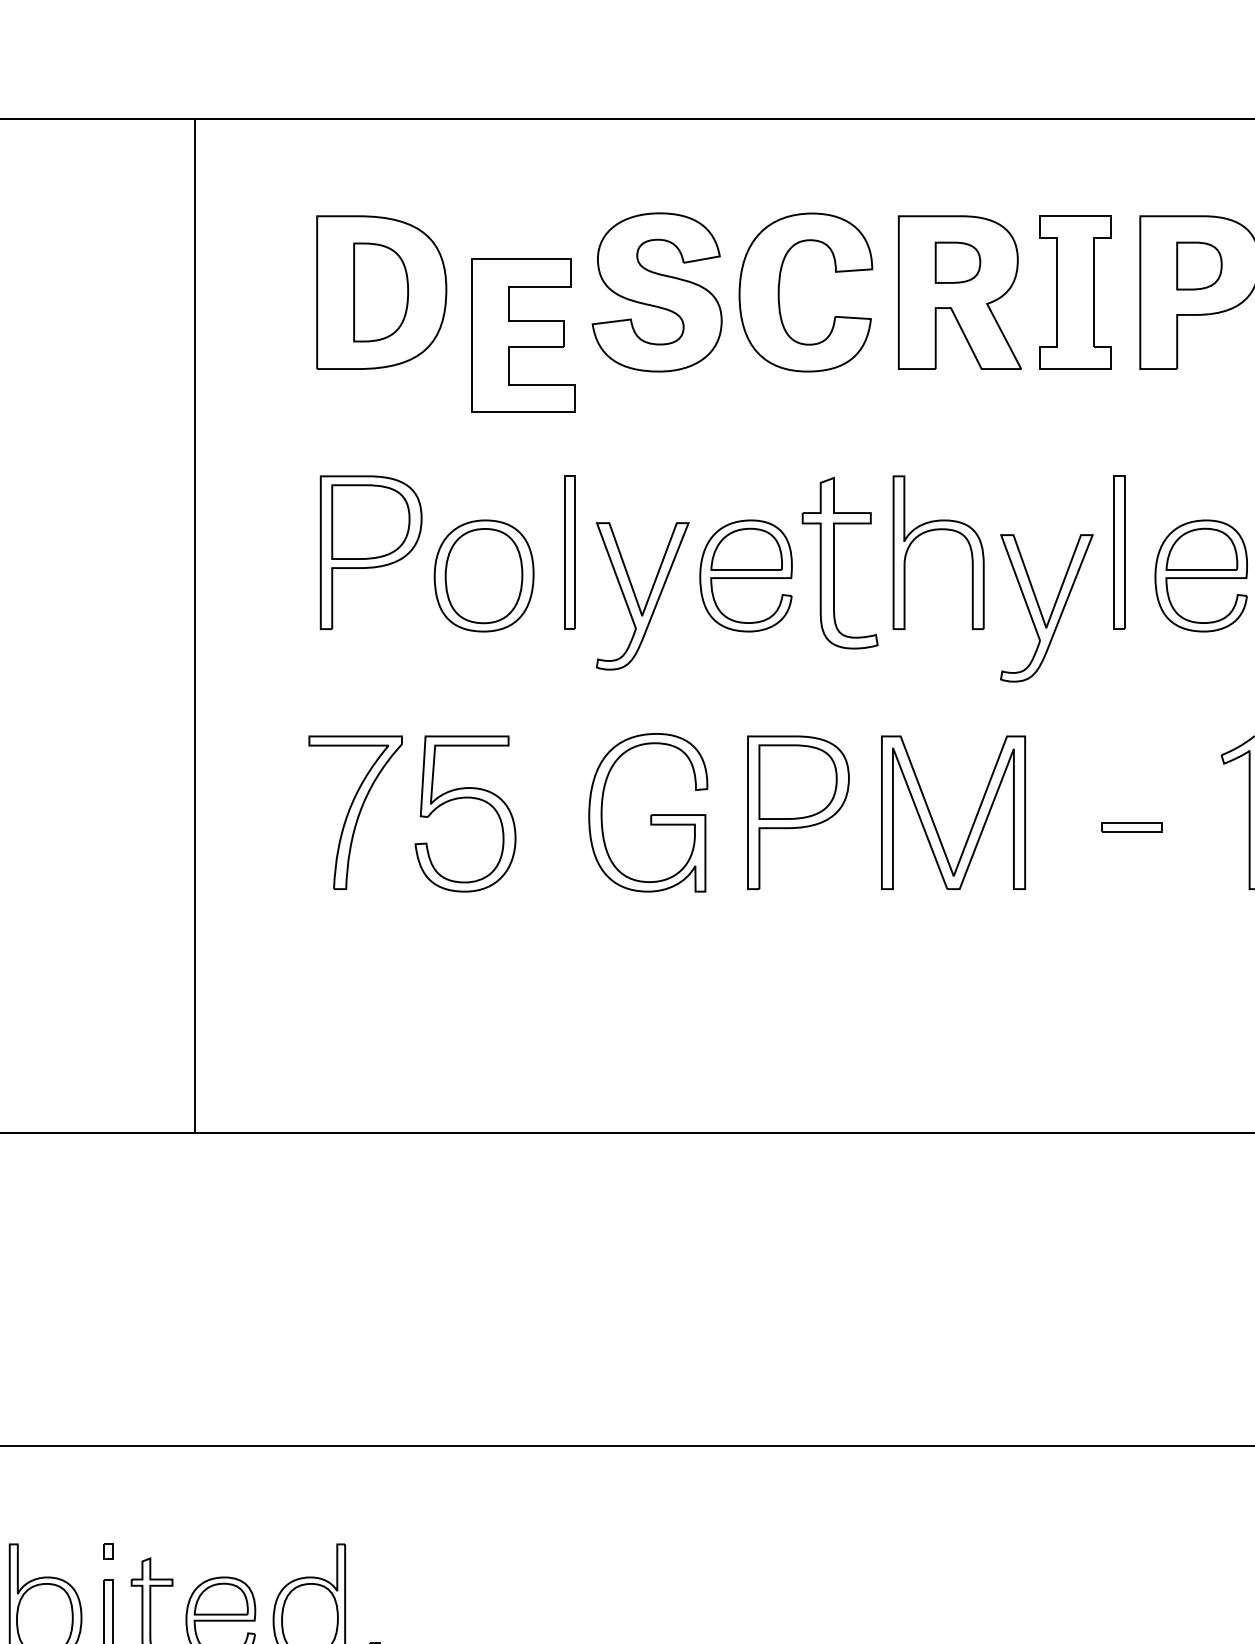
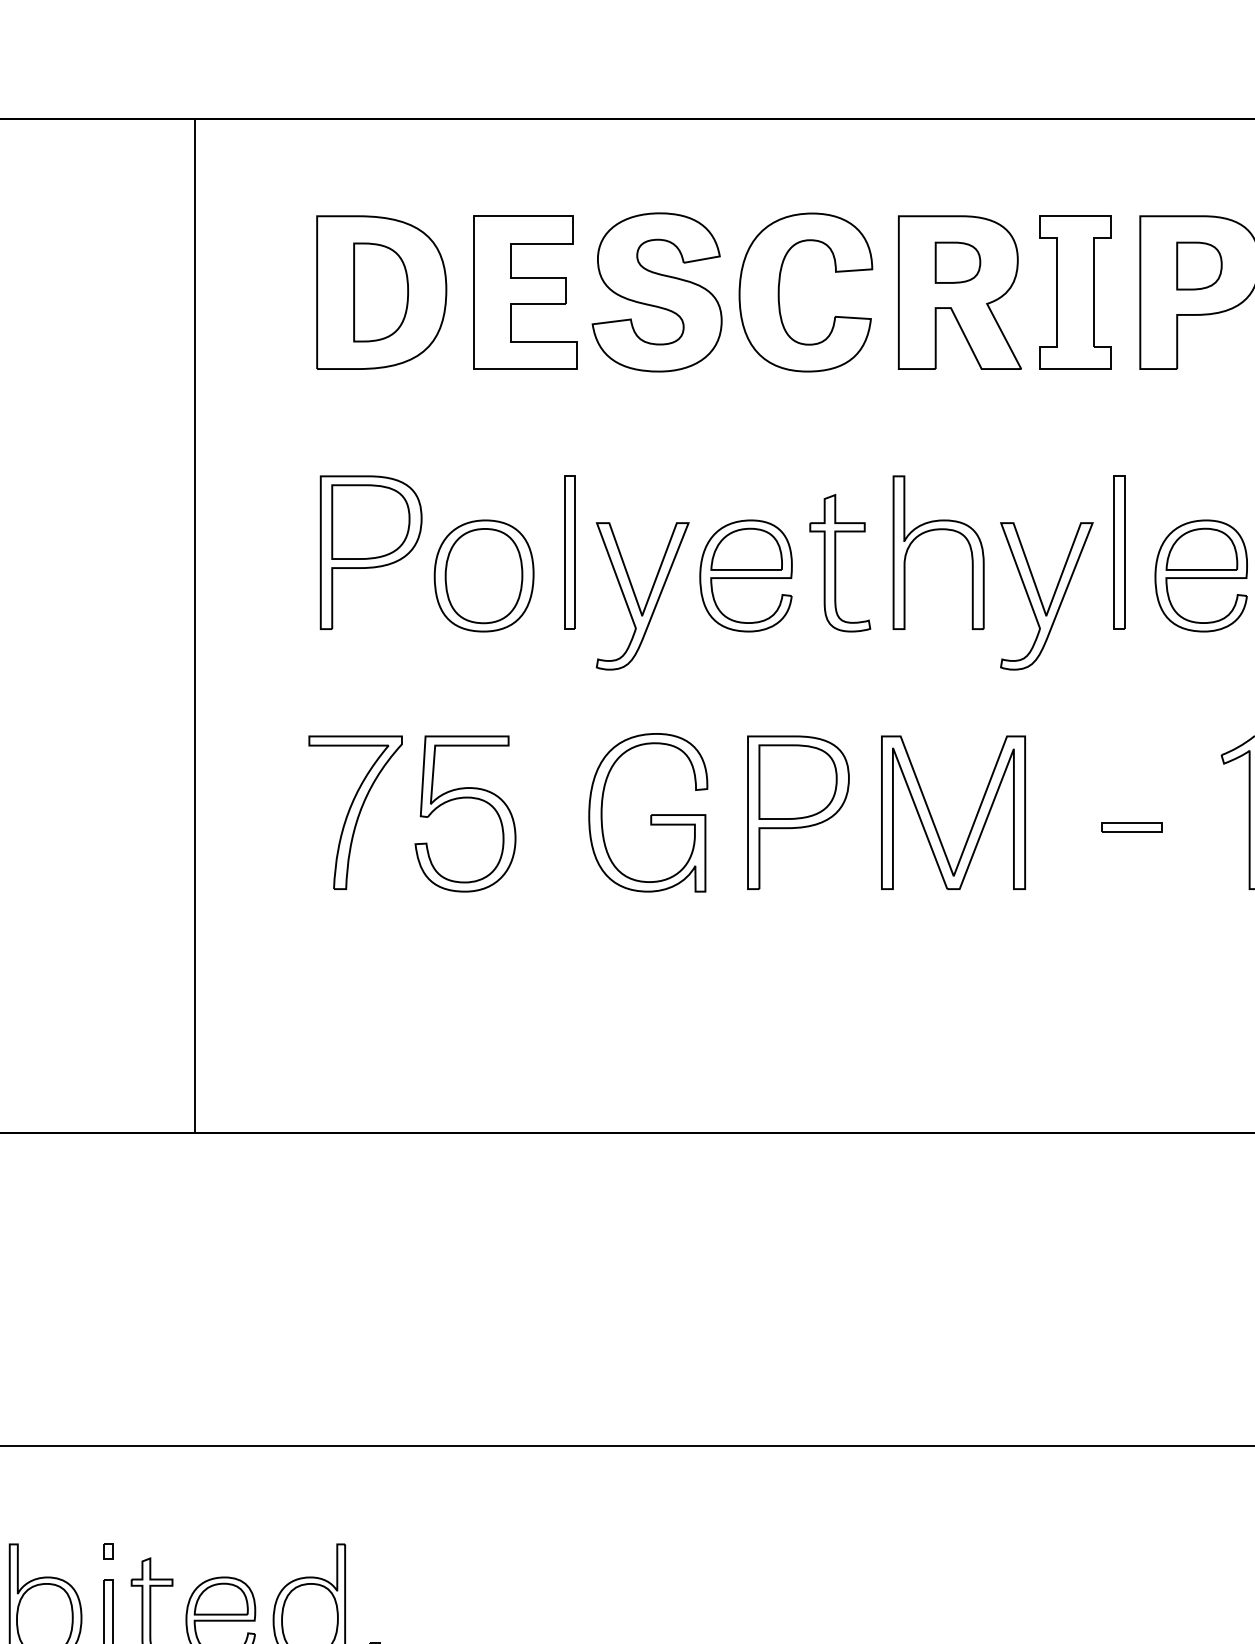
part position: (523, 335) -> (525, 292) (525, 292)
part size: 78x174 px -> 63x139 px (840, 563)
part position: (1046, 608) -> (1046, 596) (1046, 596)
